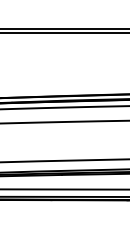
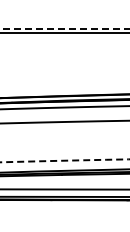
line: solid -> dashed (64, 28)
arc: solid -> dashed (64, 160)
